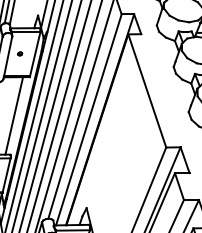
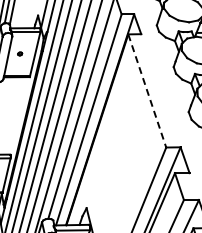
line: solid -> dashed (147, 90)
line: present -> none (14, 115)
